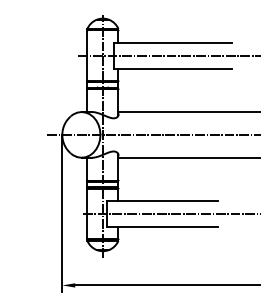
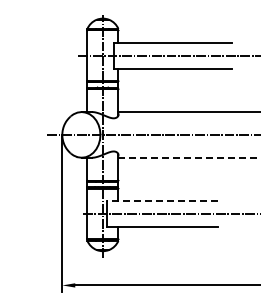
line: solid -> dashed (189, 157)
line: solid -> dashed (162, 201)
